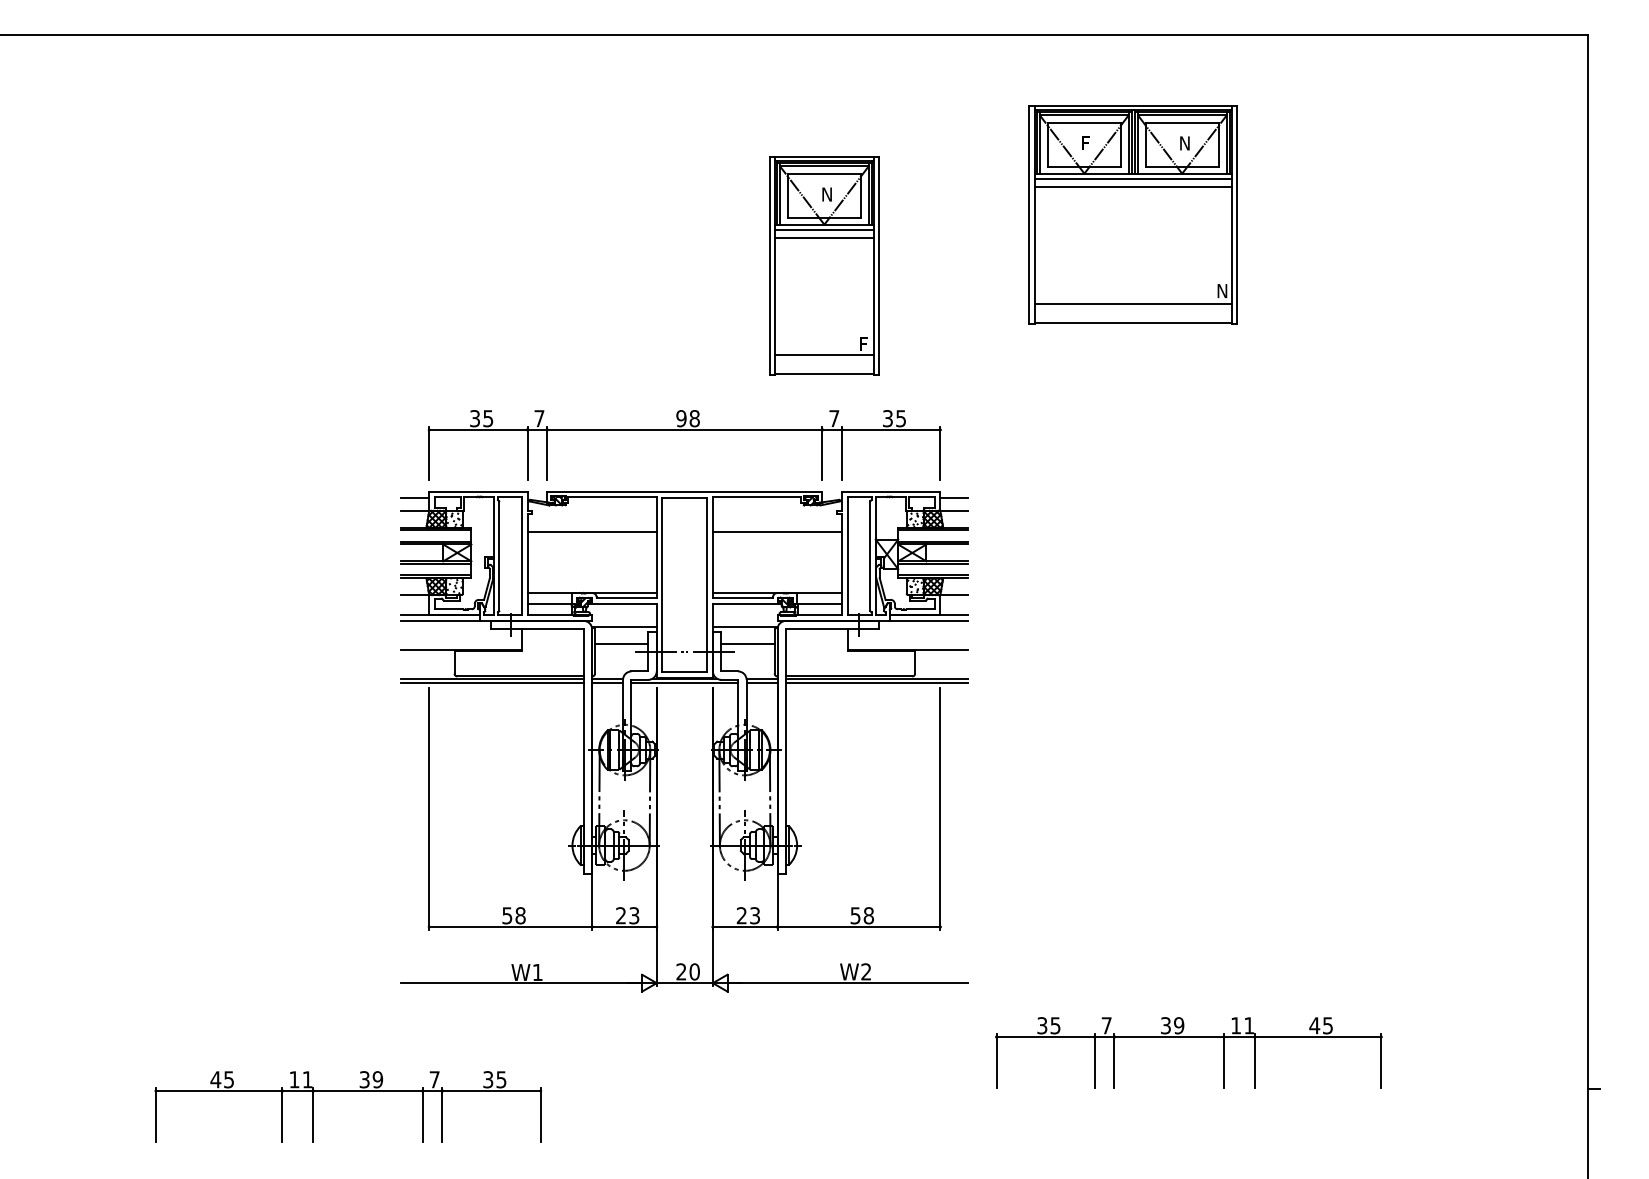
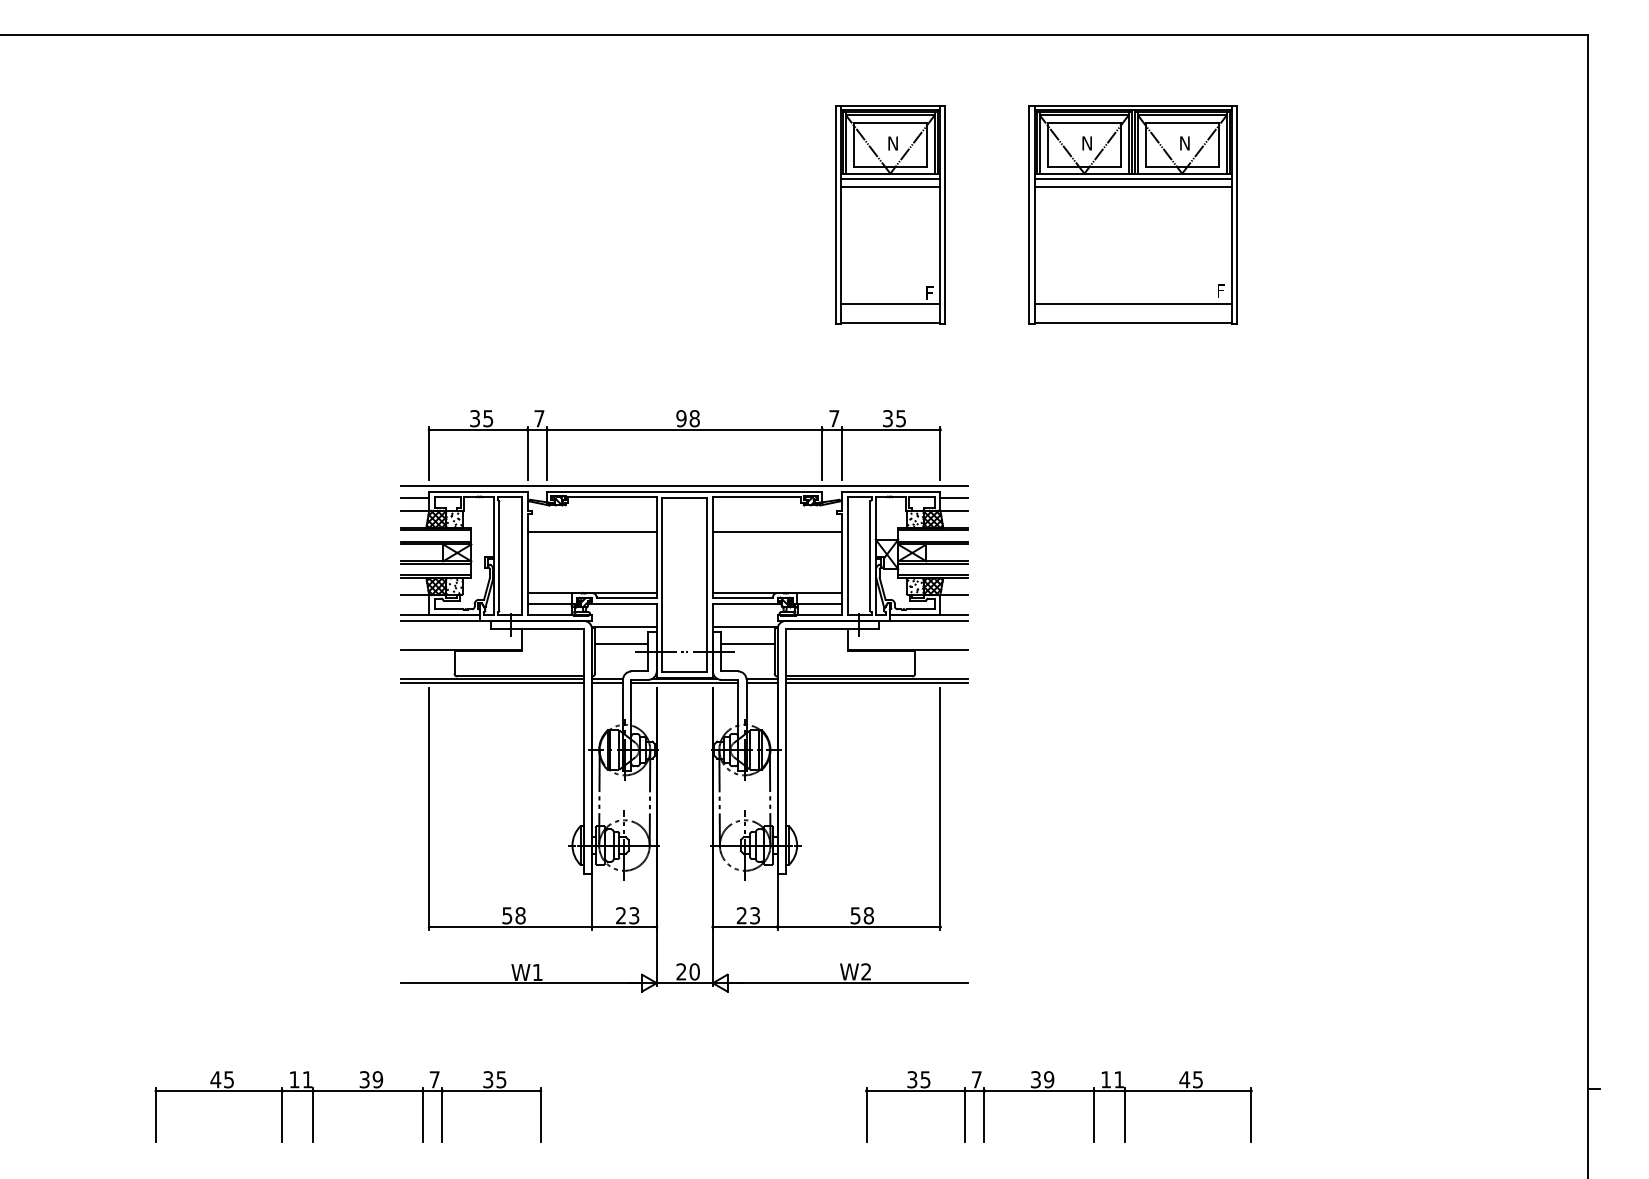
text: F -> N (1086, 143)
part position: (824, 265) -> (890, 214) (890, 214)
text: N -> F (1222, 291)
line: none -> present (684, 486)
part position: (1188, 1037) -> (1058, 1091) (1058, 1091)
